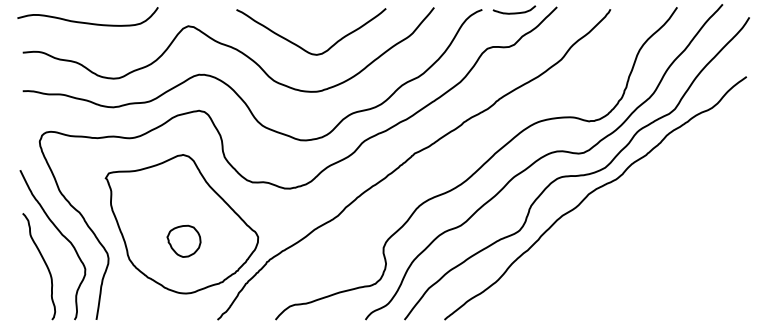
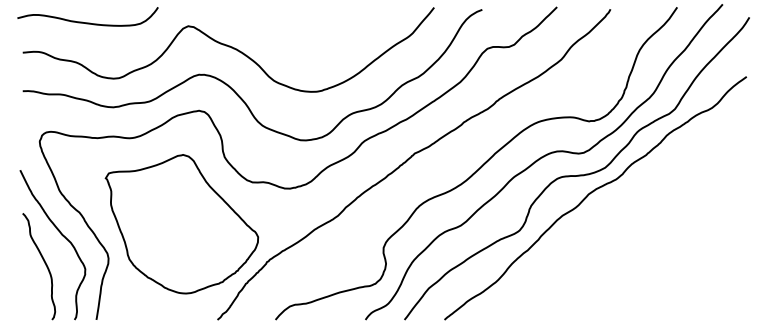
curve: present -> none (514, 12)
curve: present -> none (302, 47)
part: present -> none (183, 240)
